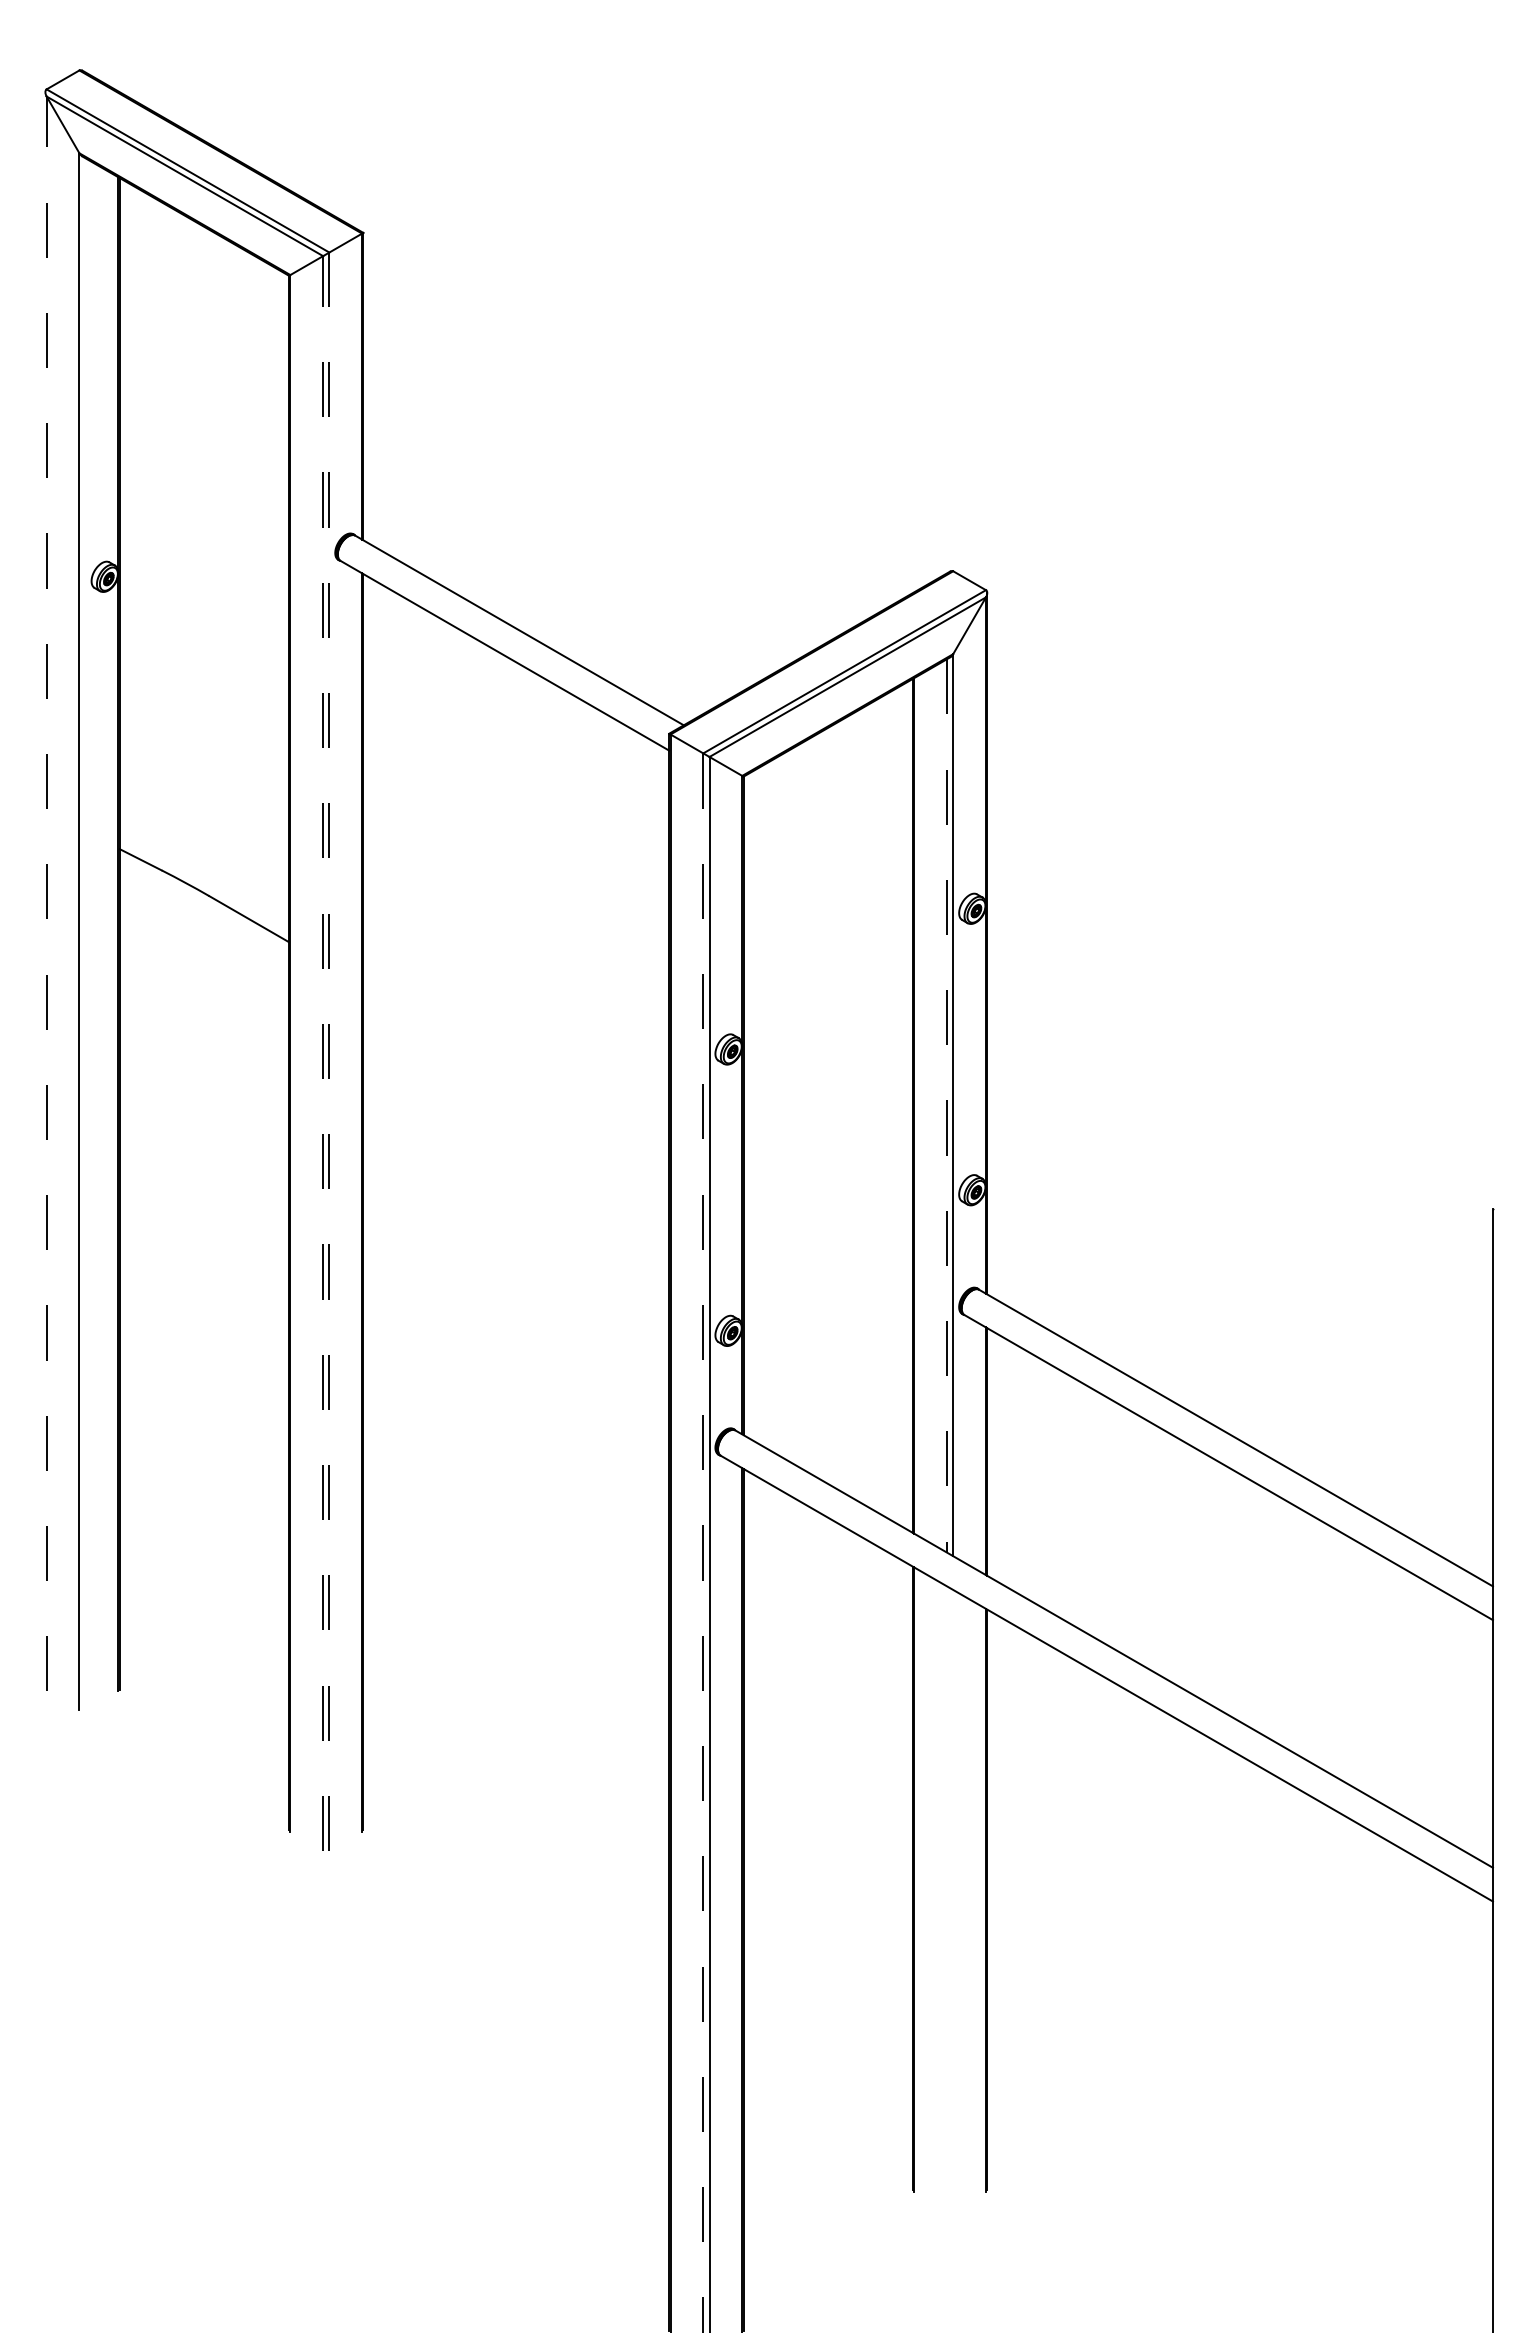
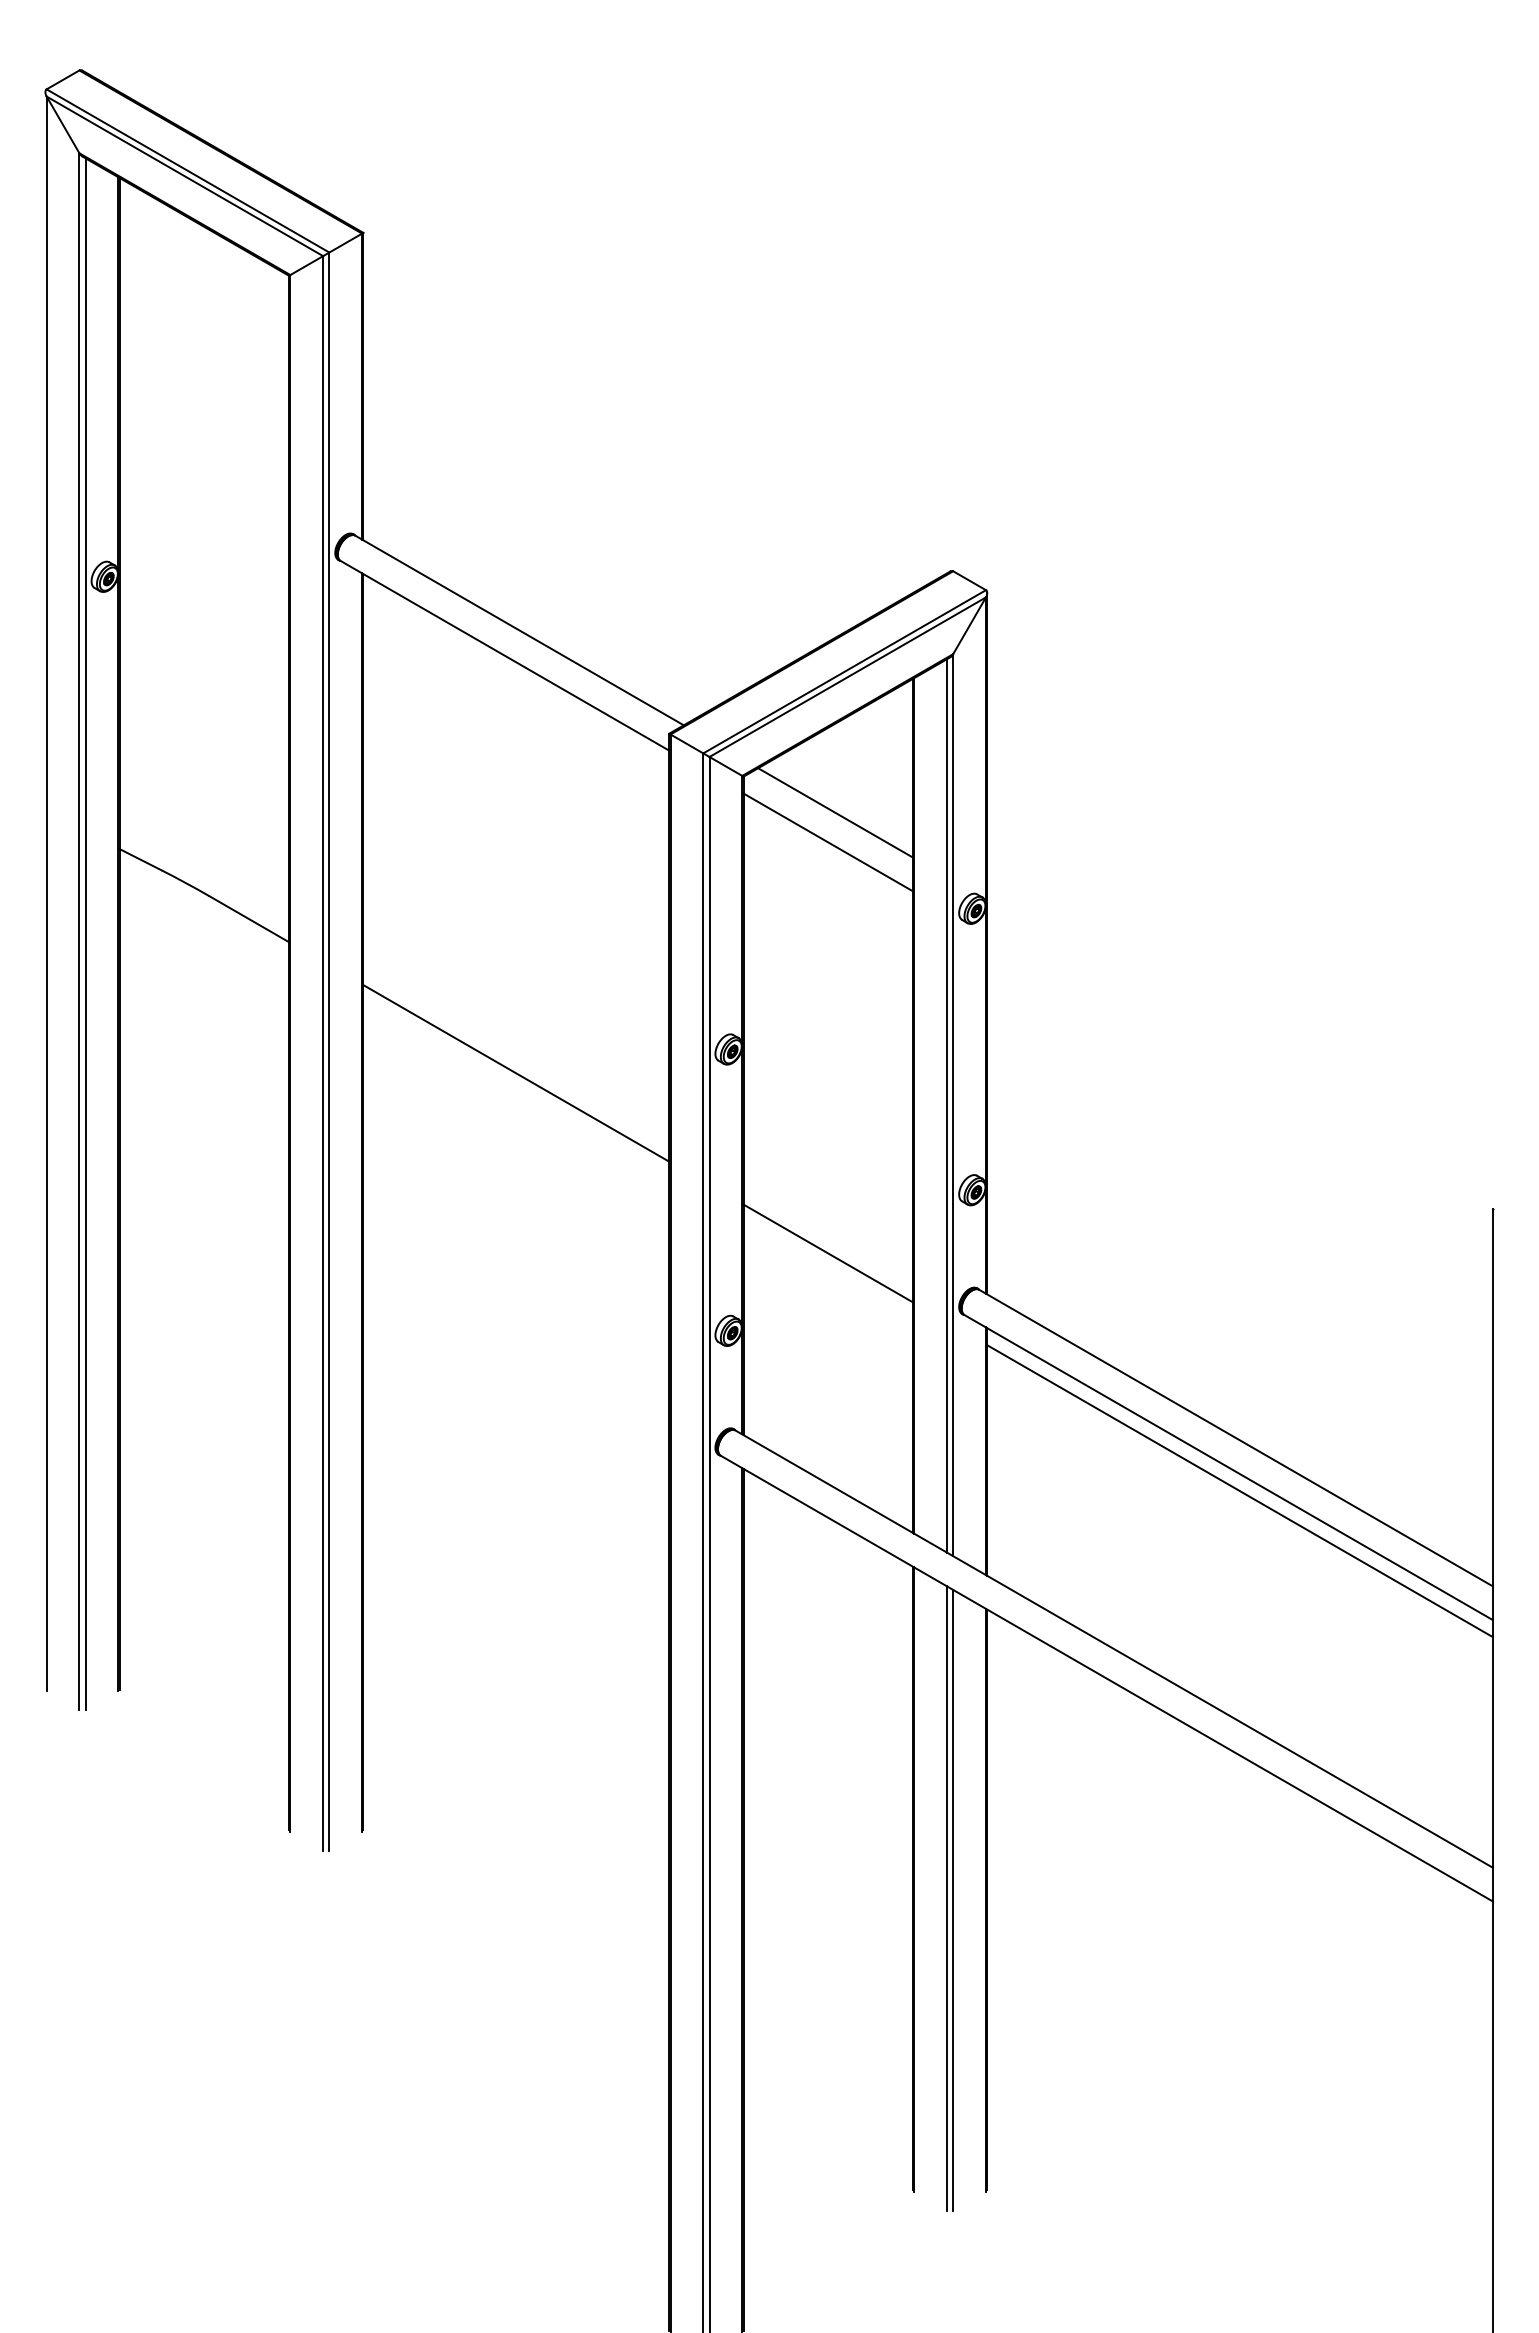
line: none -> present (835, 812)
line: none -> present (827, 842)
line: dashed -> solid (46, 893)
line: none -> present (85, 934)
line: dashed -> solid (329, 1051)
line: dashed -> solid (323, 1053)
line: none -> present (516, 1073)
line: dashed -> solid (946, 1105)
line: none -> present (827, 1253)
line: none -> present (1239, 1491)
line: dashed -> solid (703, 1543)
line: none -> present (946, 1898)
line: none -> present (953, 1900)
